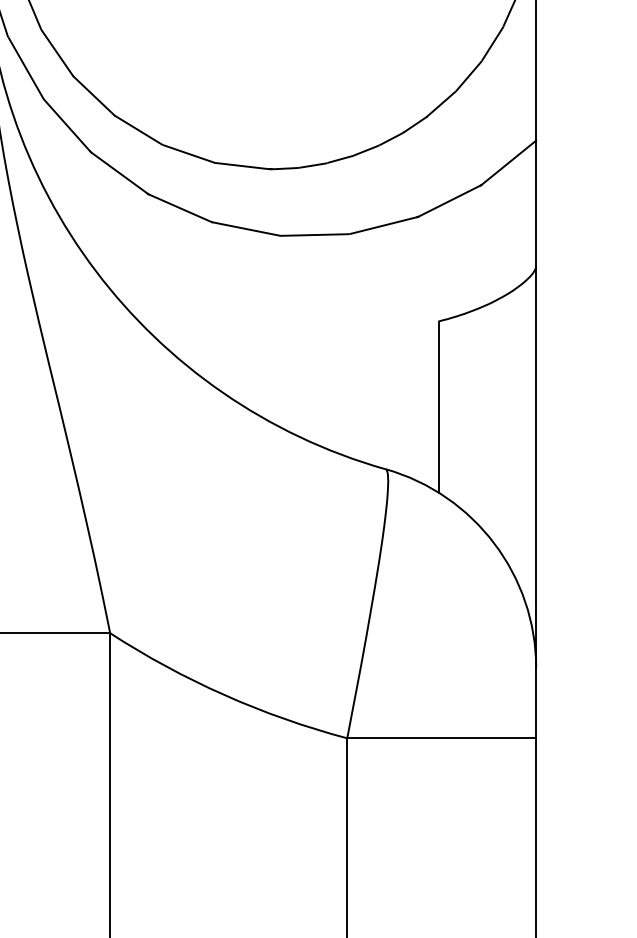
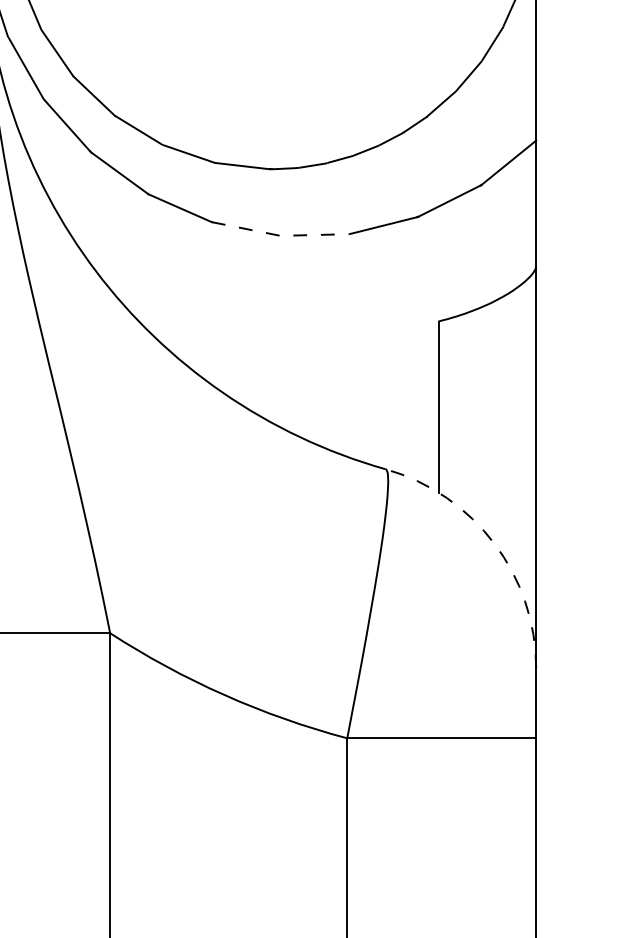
line: solid -> dashed (280, 235)
arc: solid -> dashed (494, 543)
